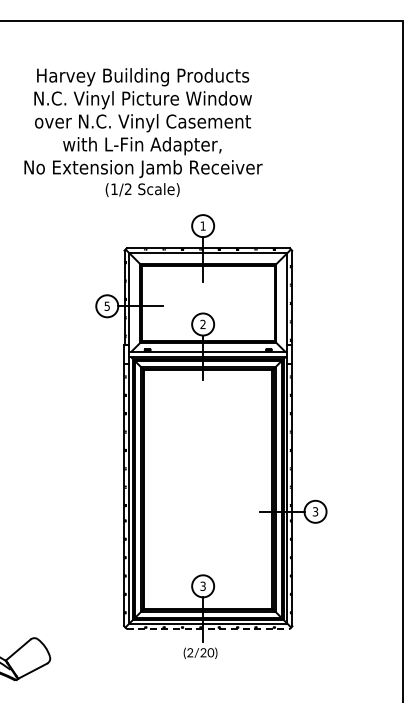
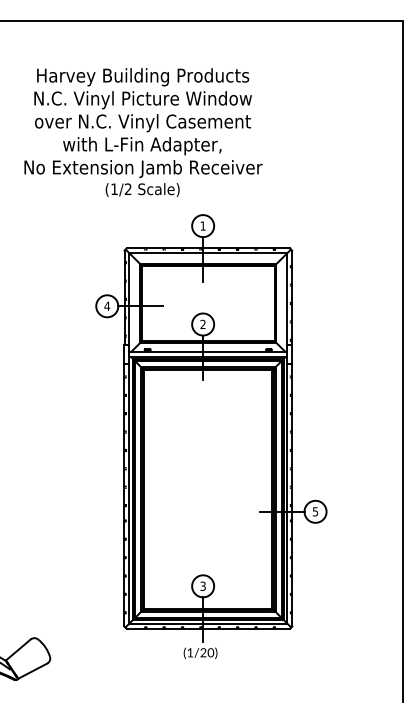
text: 5 -> 4 (107, 305)
text: 3 -> 5 (315, 511)
line: dashed -> solid (208, 628)
text: (2/20) -> (1/20) (190, 652)
